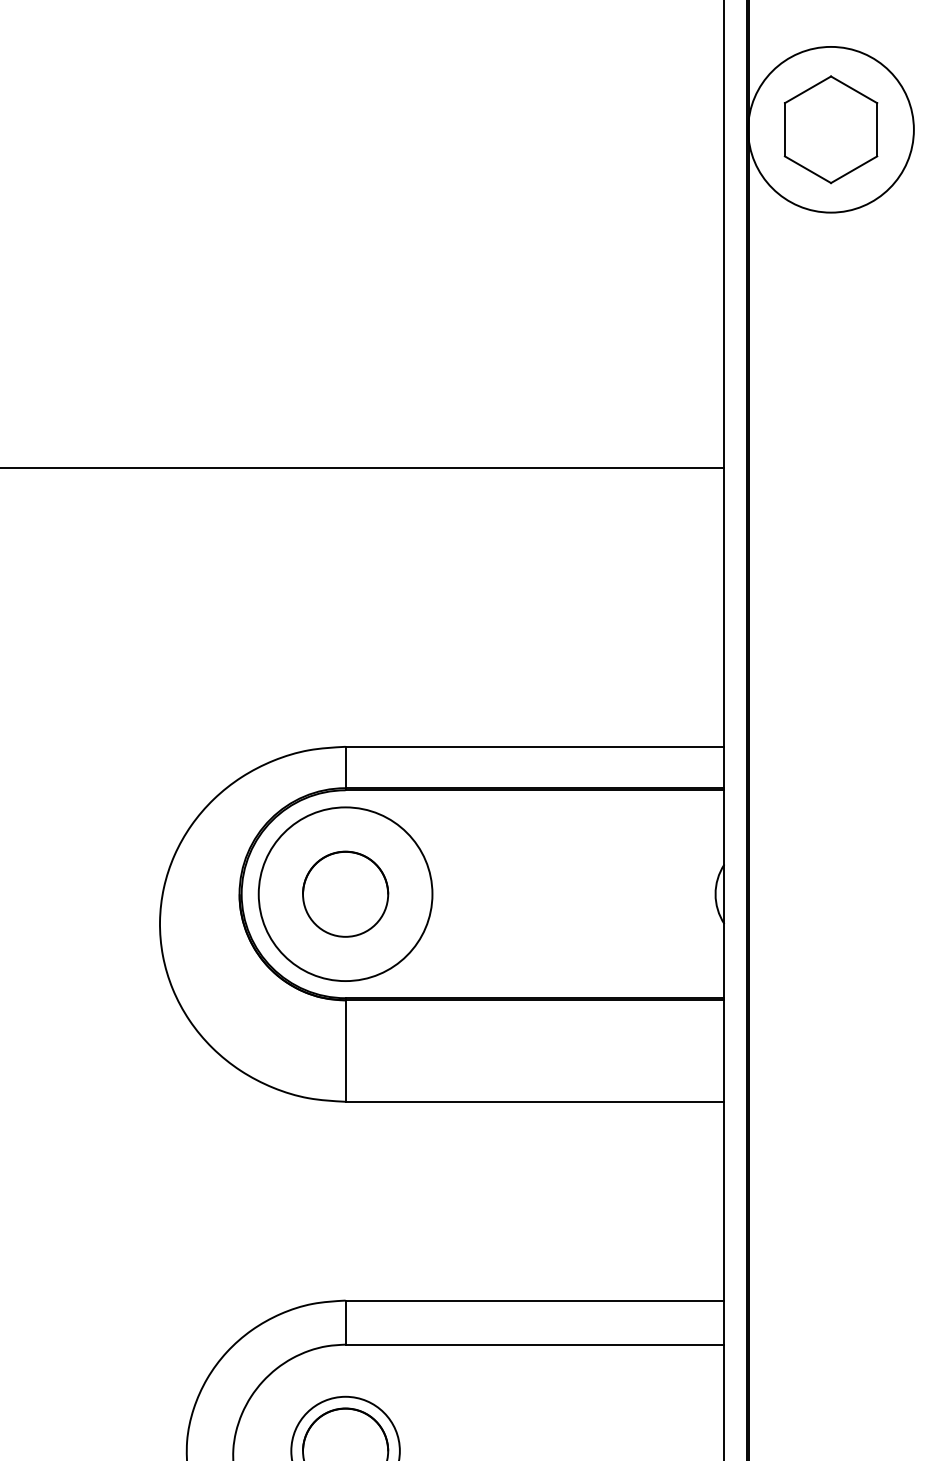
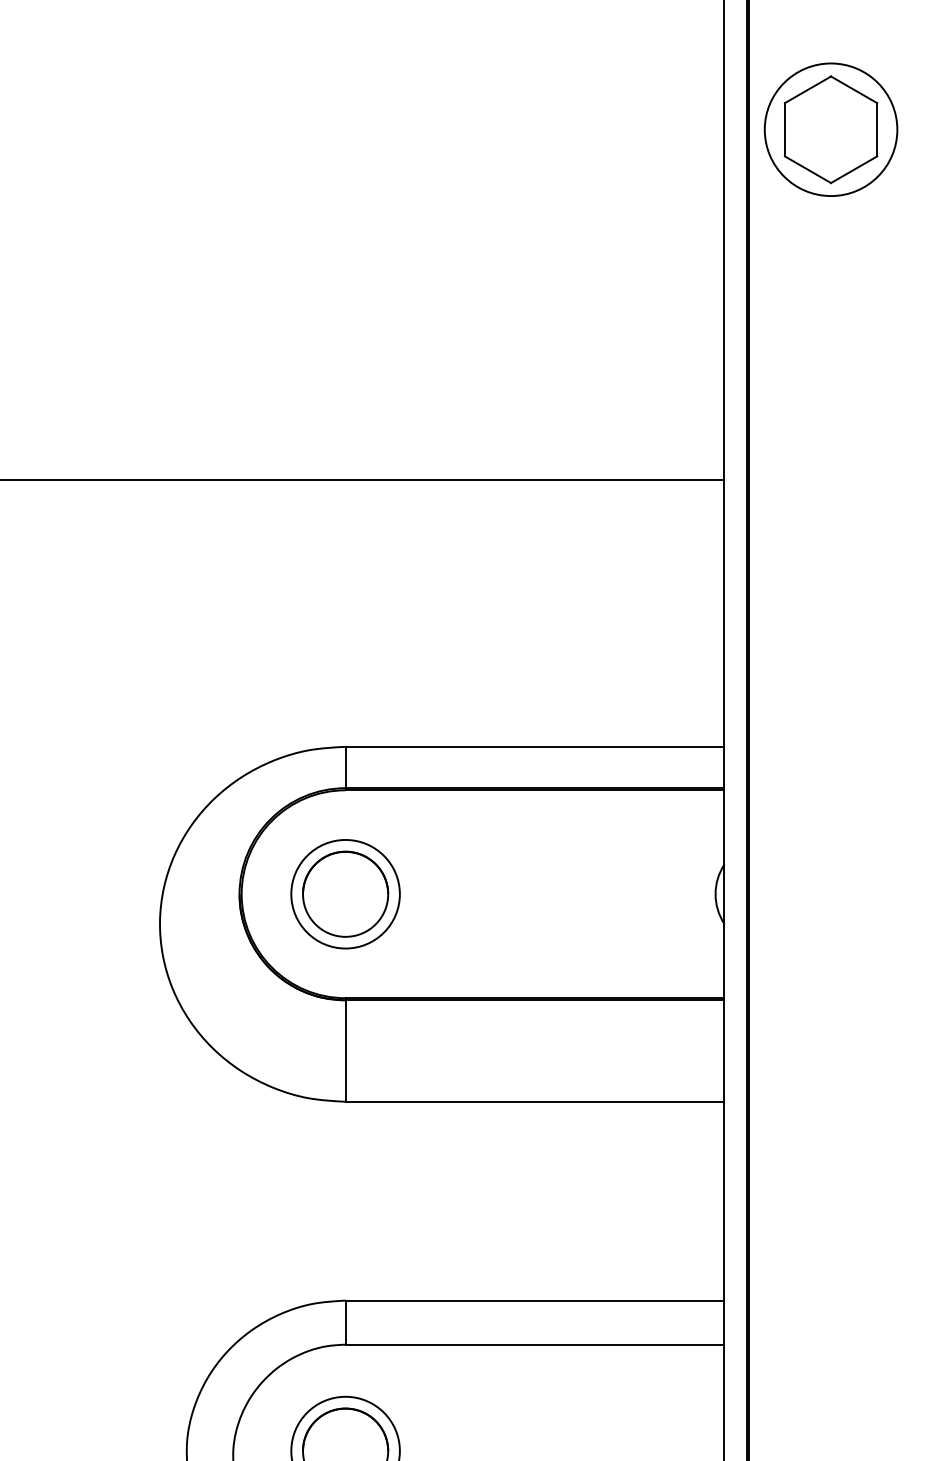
circle diameter: 166 px -> 133 px (830, 129)
line position: (363, 468) -> (363, 480) (363, 480)
circle diameter: 174 px -> 109 px (345, 893)
